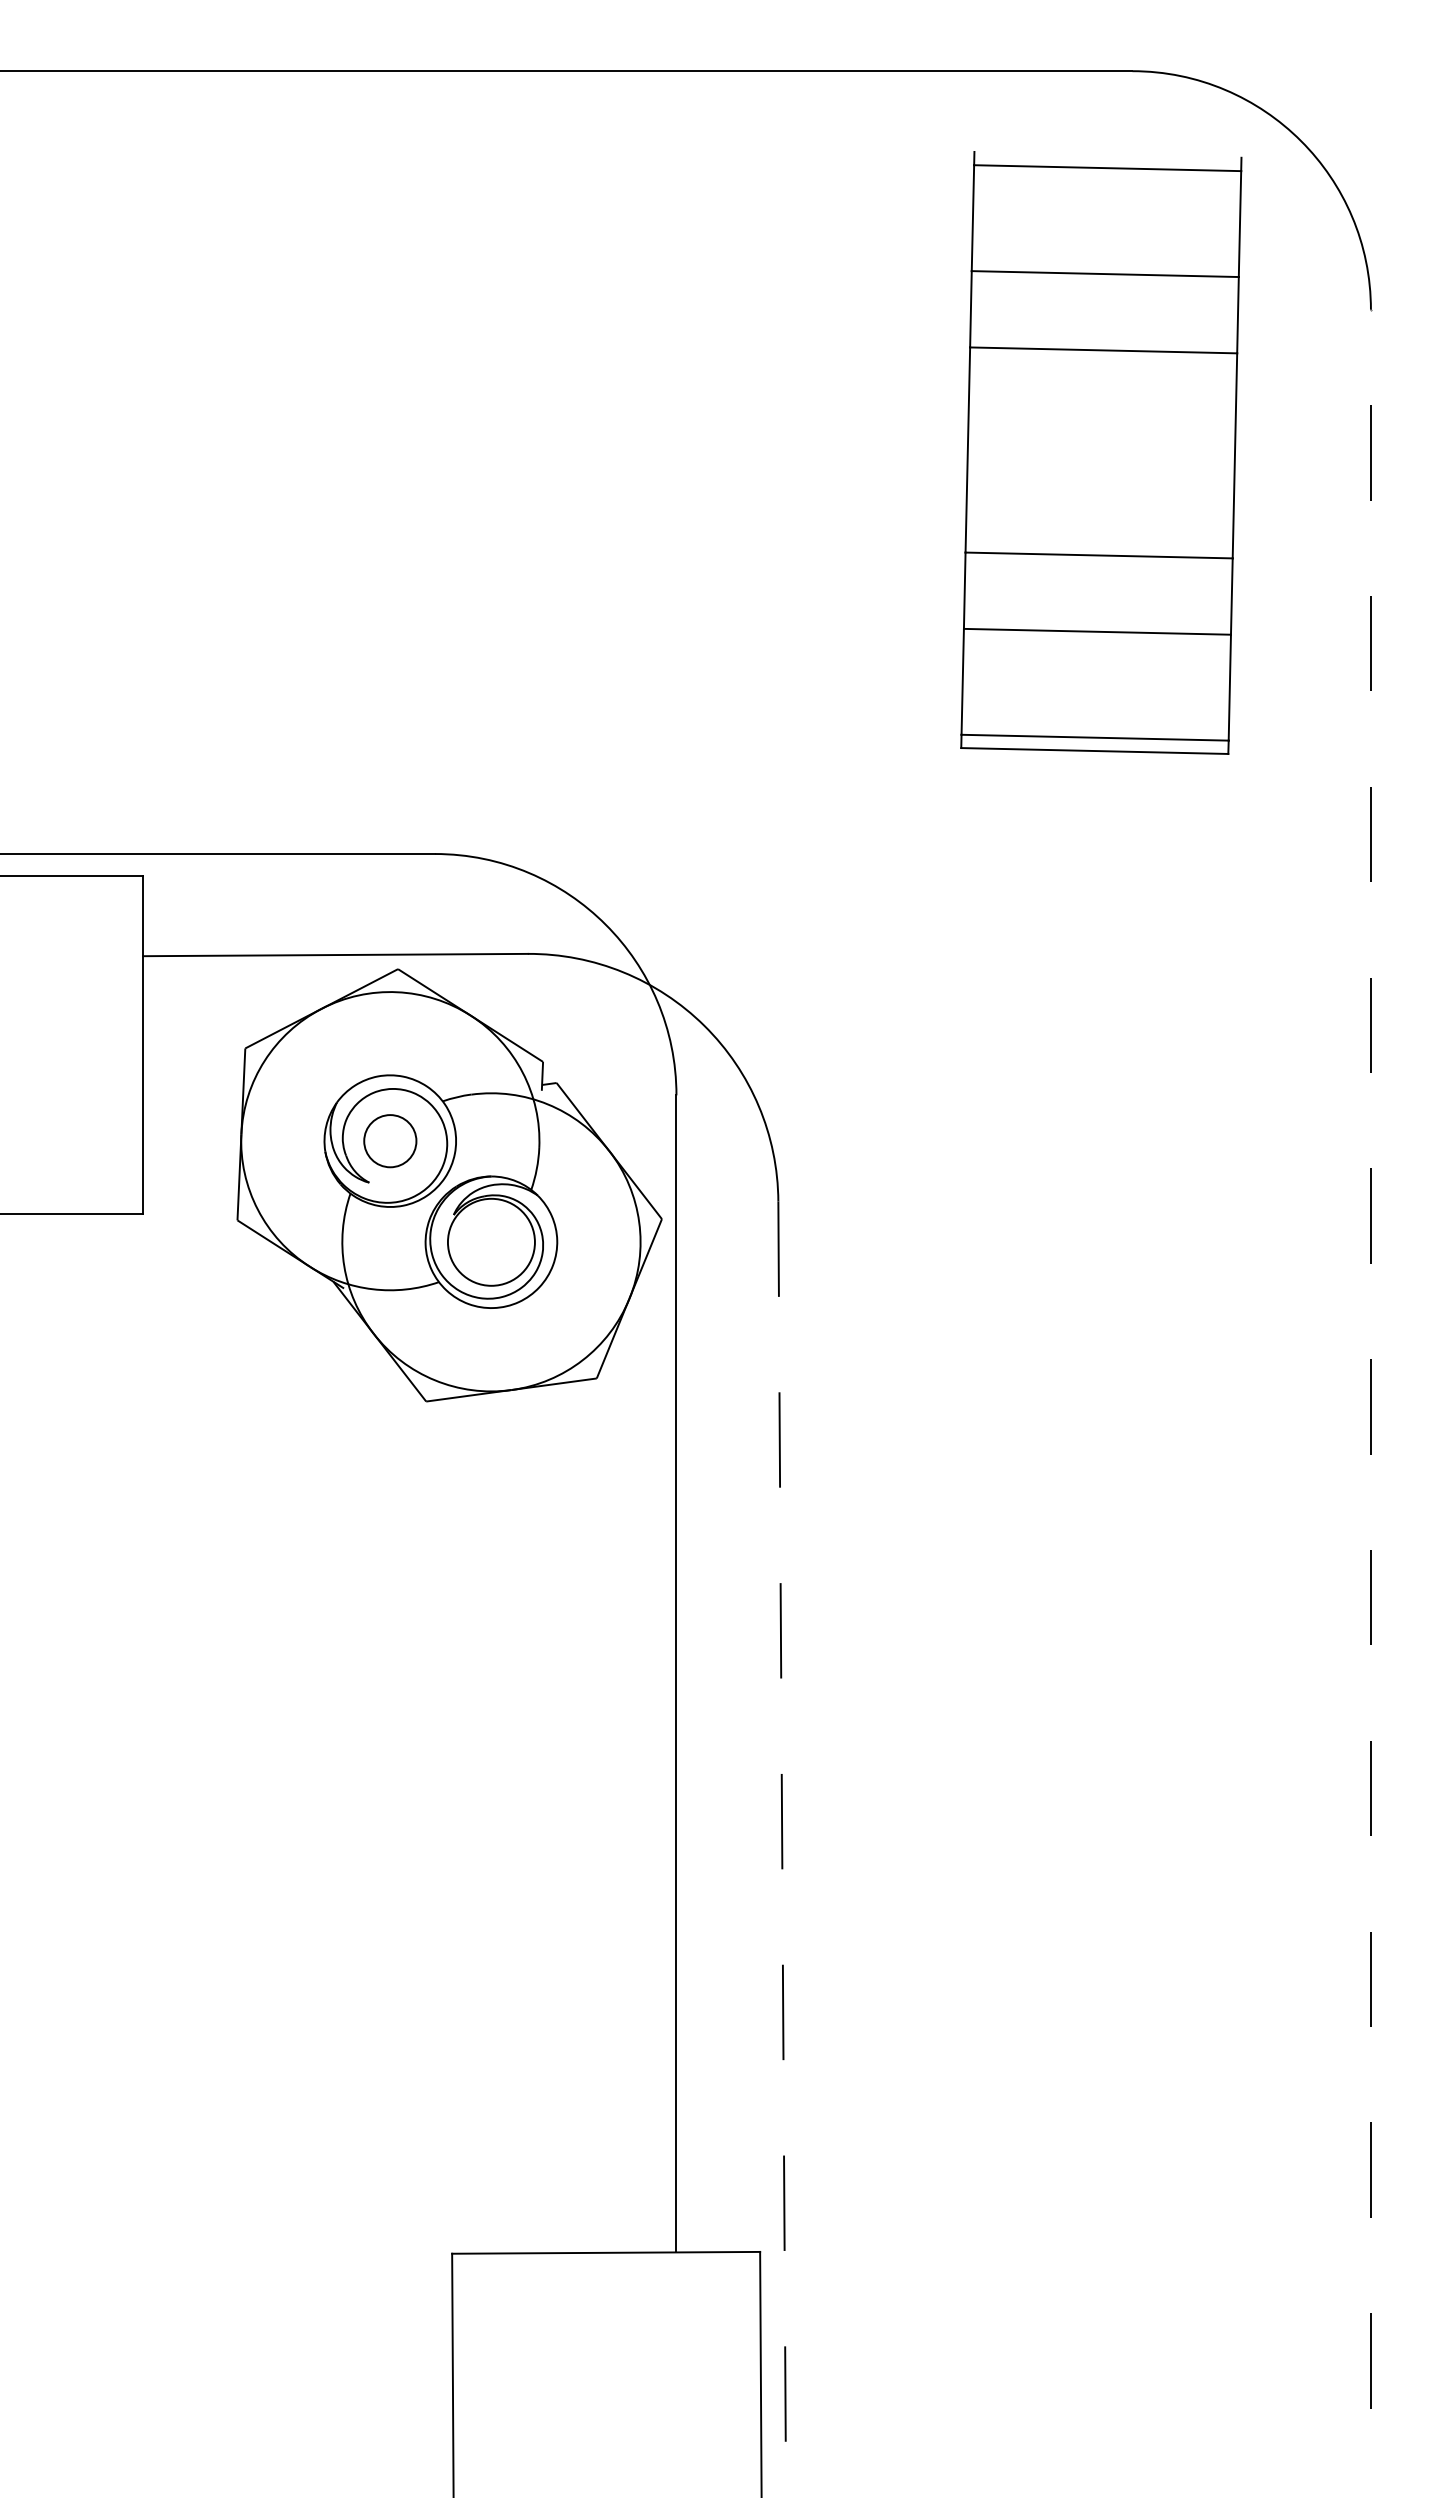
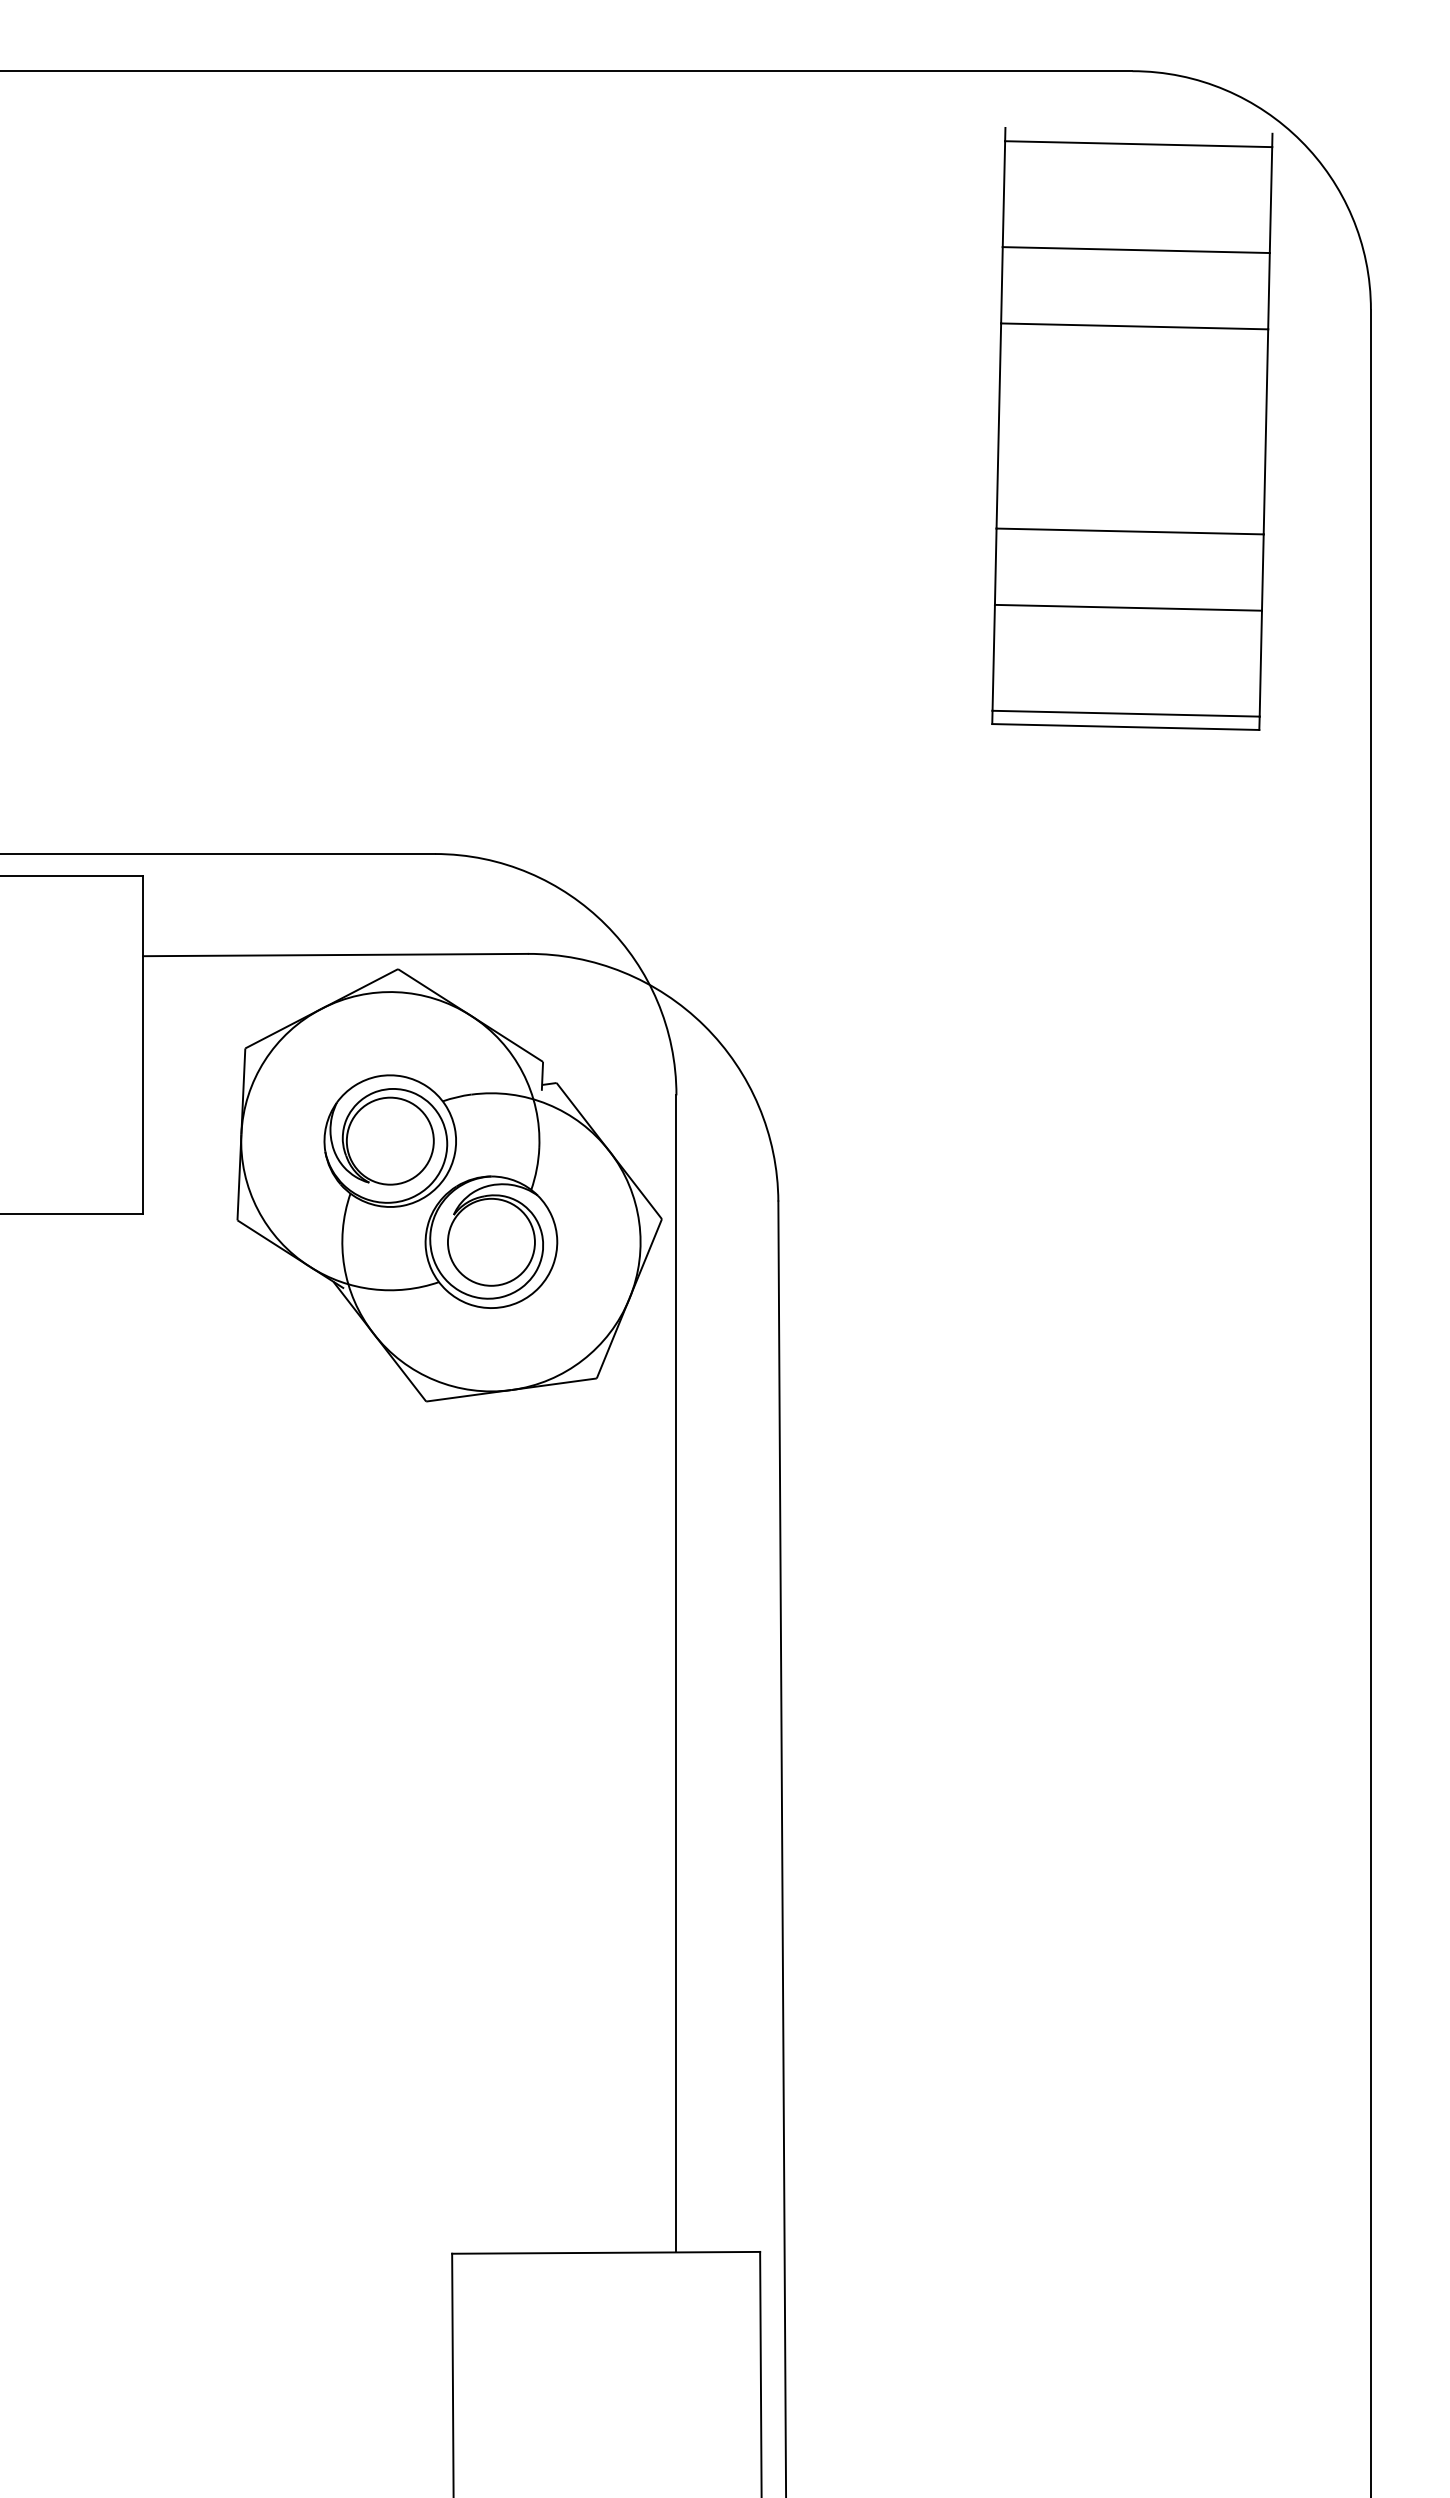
part position: (1101, 452) -> (1132, 428) (1132, 428)
circle diameter: 52 px -> 87 px (389, 1140)
line: dashed -> solid (1370, 1402)
line: dashed -> solid (782, 1849)
